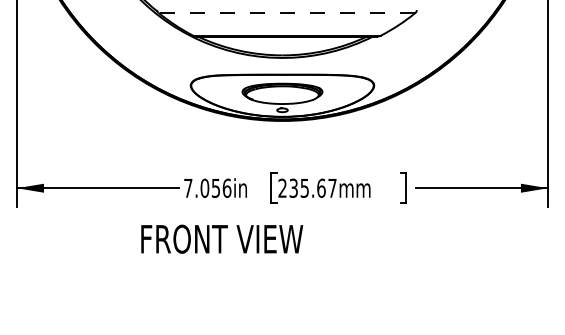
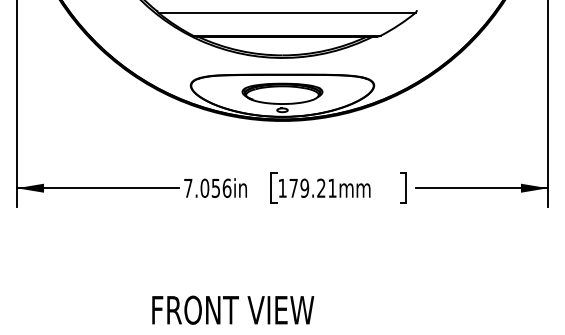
line: dashed -> solid (286, 12)
text: 235.67mm -> 179.21mm (307, 187)
text position: (222, 238) -> (233, 309) (233, 309)
